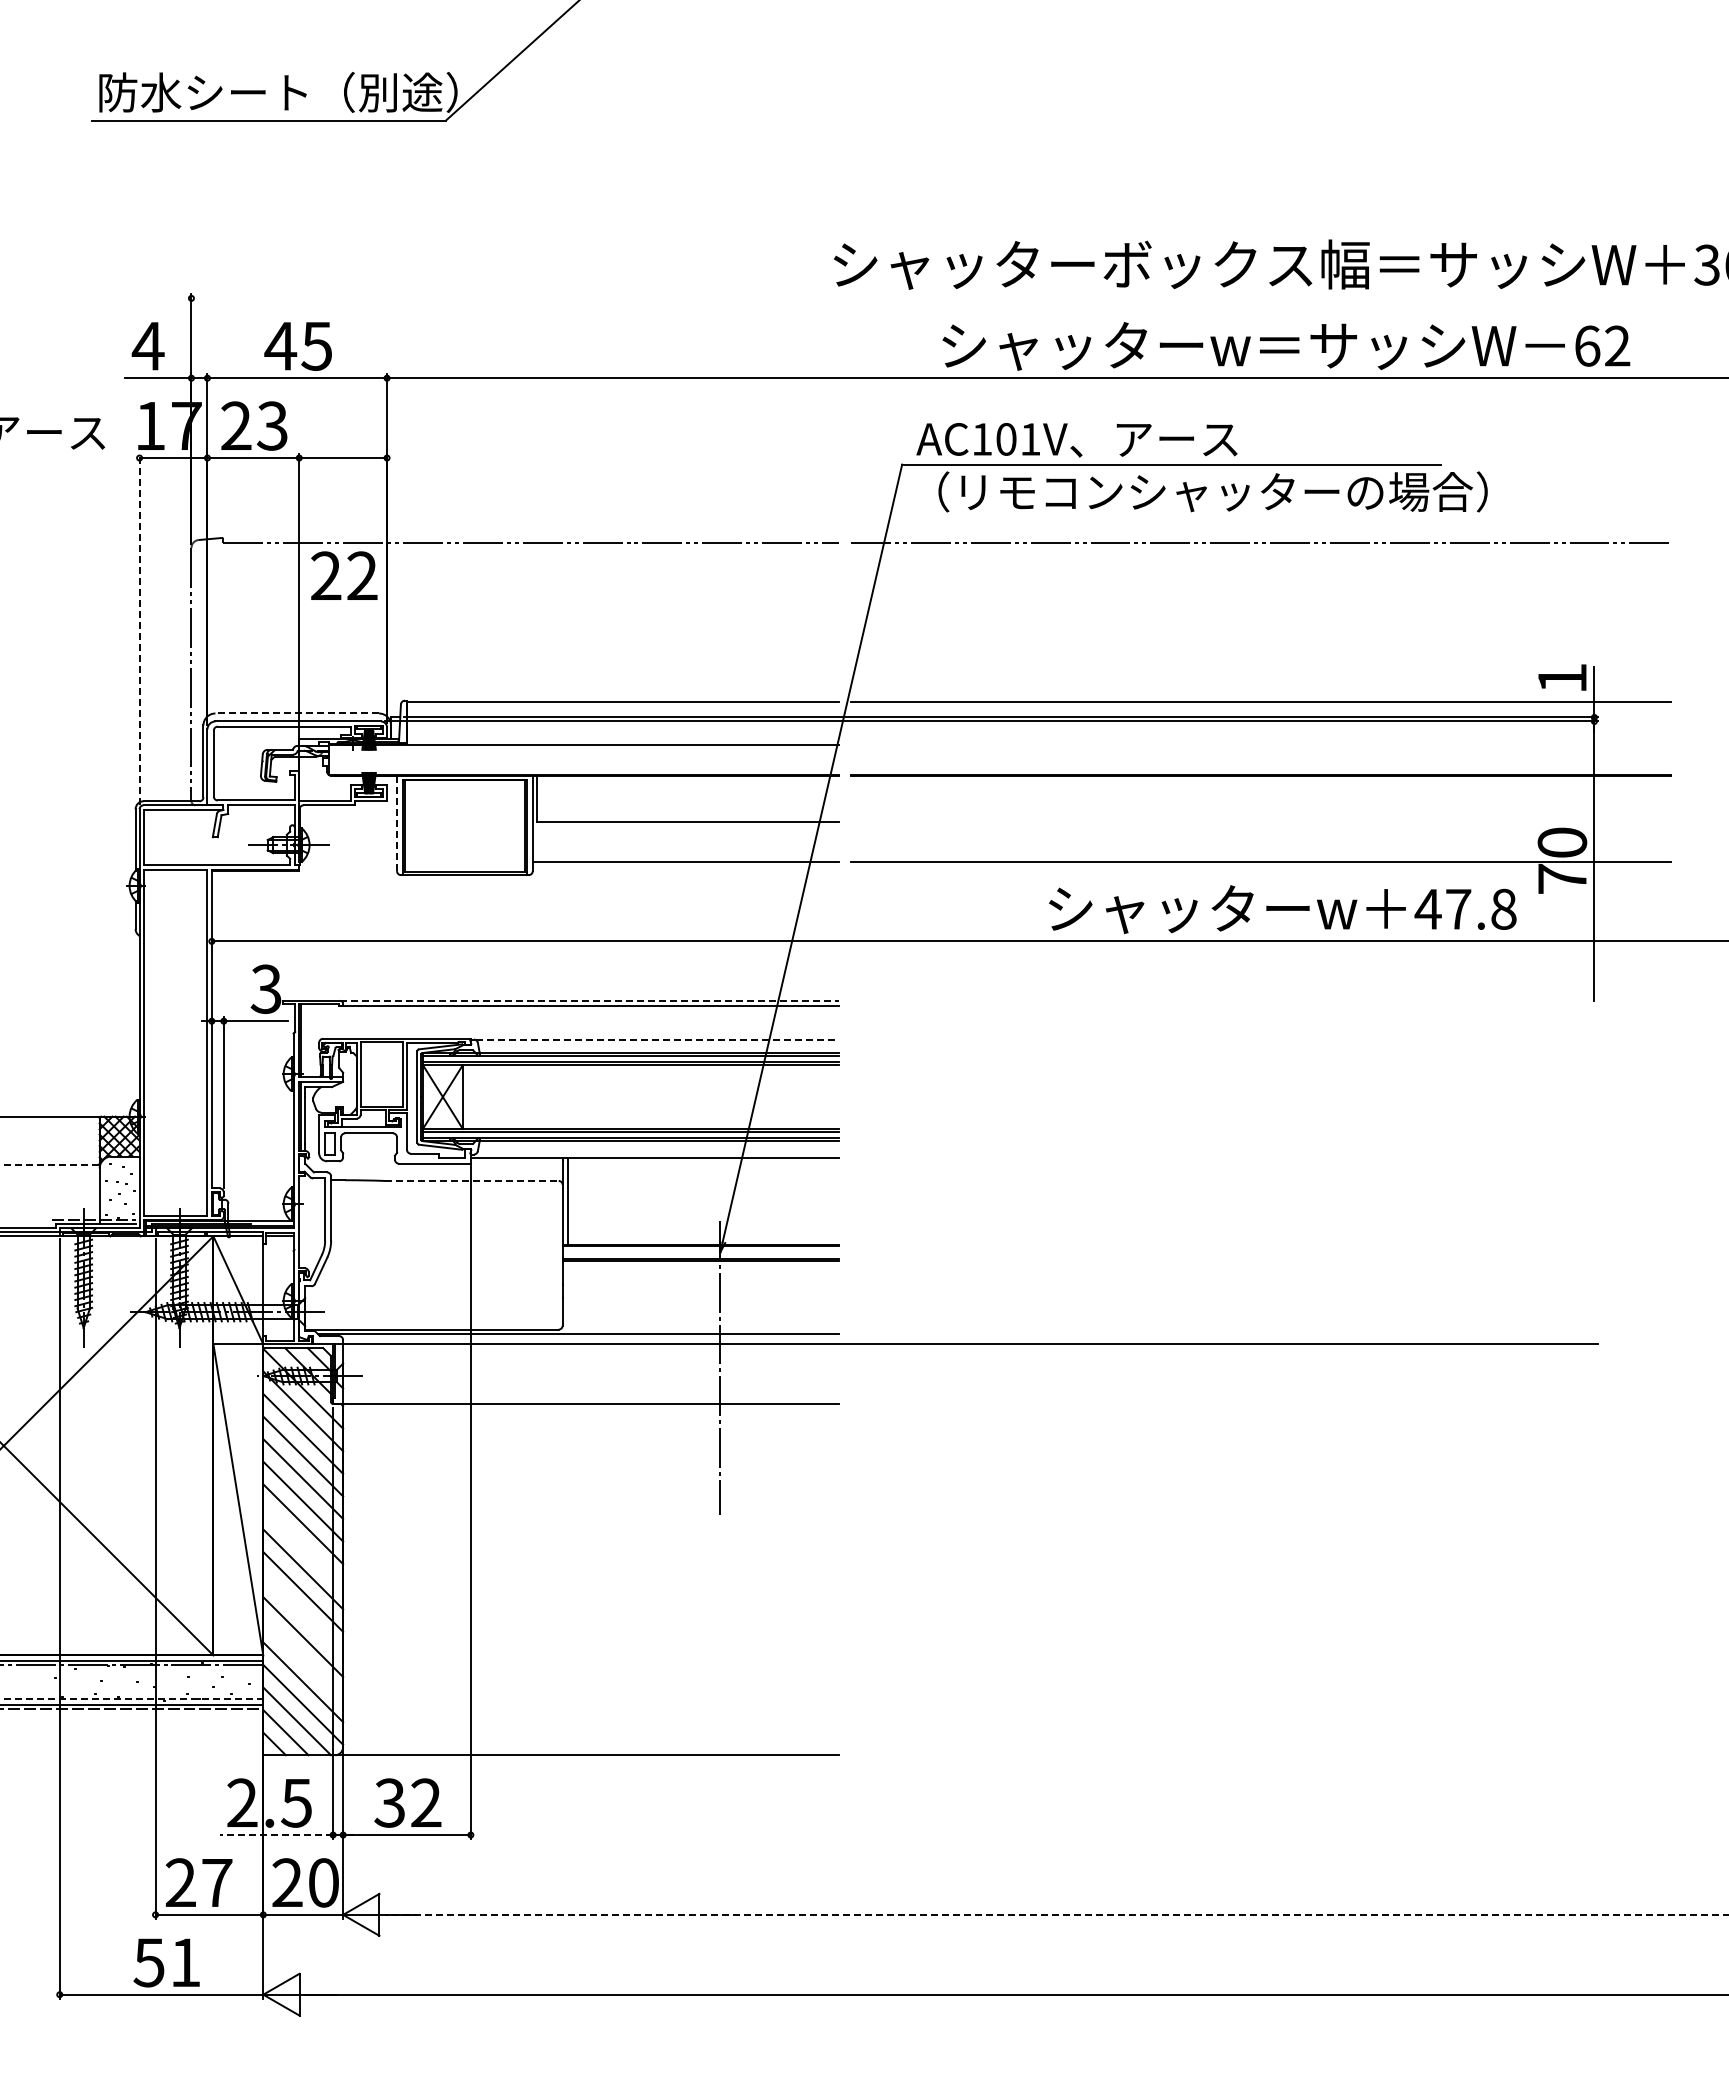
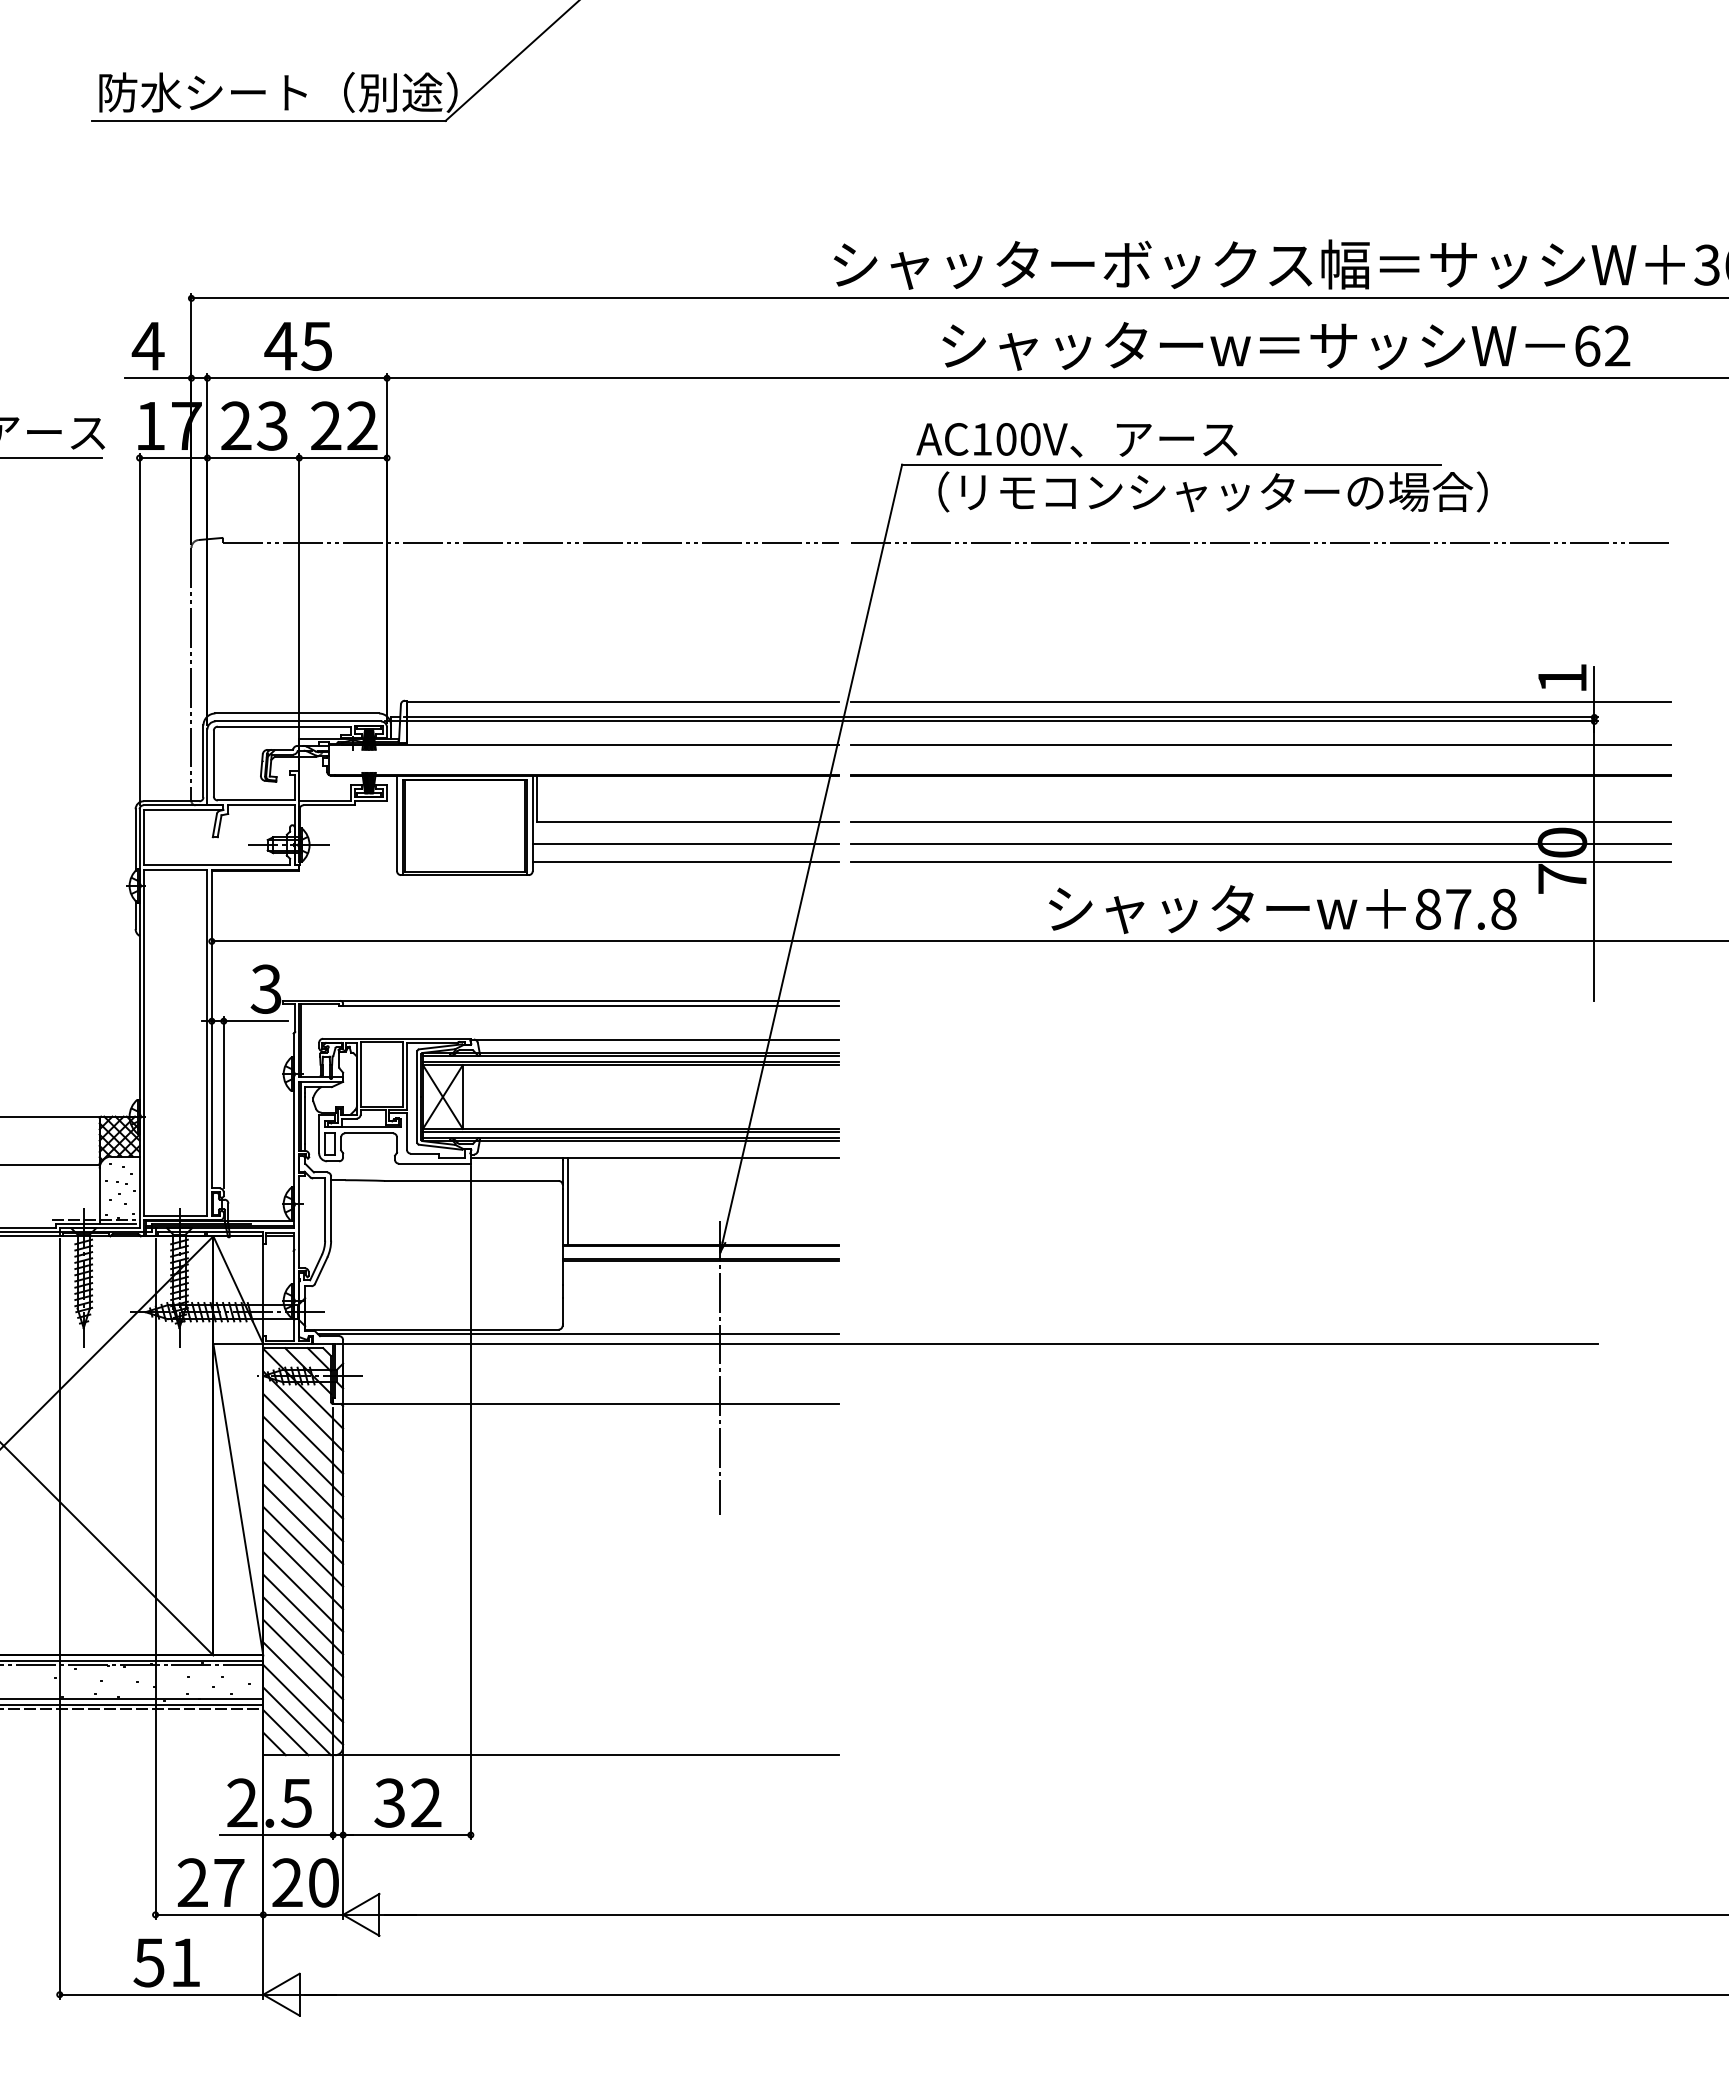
line: none -> present (958, 298)
text: AC101V -> AC100V (1030, 439)
line: none -> present (51, 458)
text position: (344, 575) -> (344, 425) (344, 425)
line: dashed -> solid (139, 629)
line: dashed -> solid (297, 713)
line: none -> present (1261, 744)
line: none -> present (1261, 821)
line: dashed -> solid (397, 823)
line: none -> present (685, 843)
line: none -> present (1261, 843)
text: 47.8 -> 87.8 (1427, 908)
line: dashed -> solid (590, 1000)
line: dashed -> solid (657, 1039)
line: dashed -> solid (50, 1164)
line: dashed -> solid (471, 1180)
line: none -> present (303, 1546)
line: none -> present (303, 1614)
line: none -> present (303, 1659)
line: dashed -> solid (132, 1699)
line: dashed -> solid (276, 1835)
text position: (199, 1882) -> (211, 1882) (211, 1882)
line: dashed -> solid (1056, 1914)
